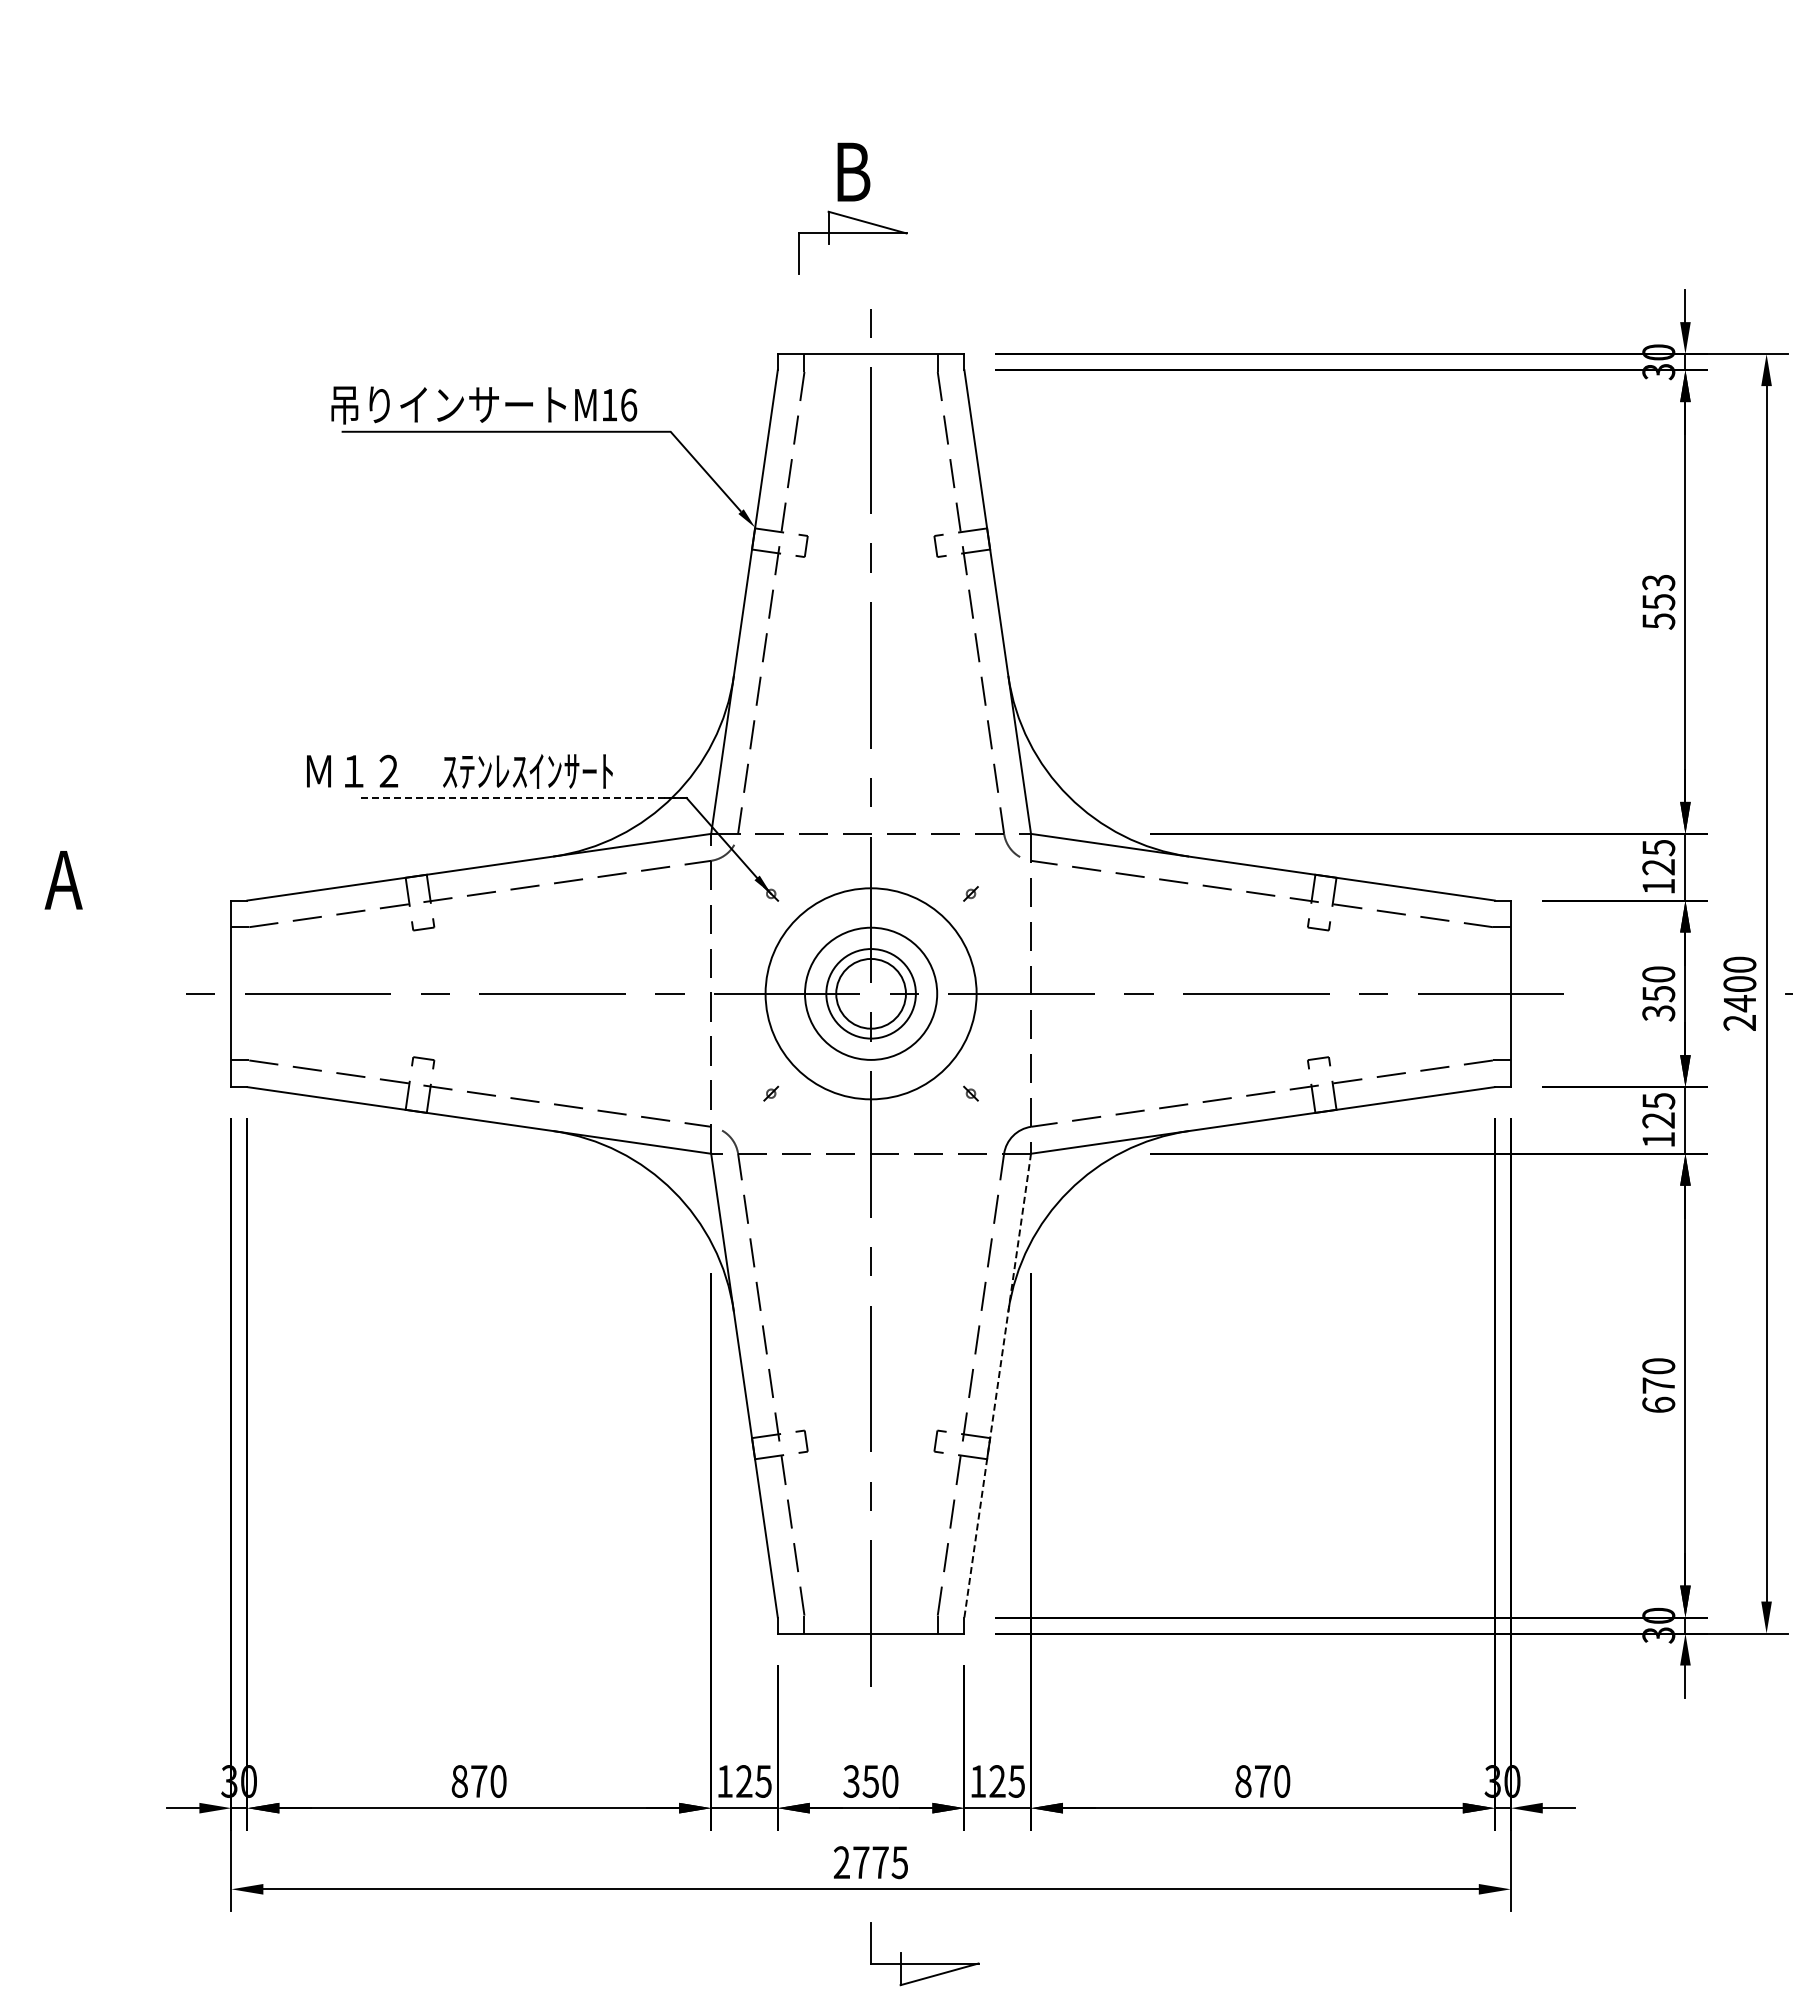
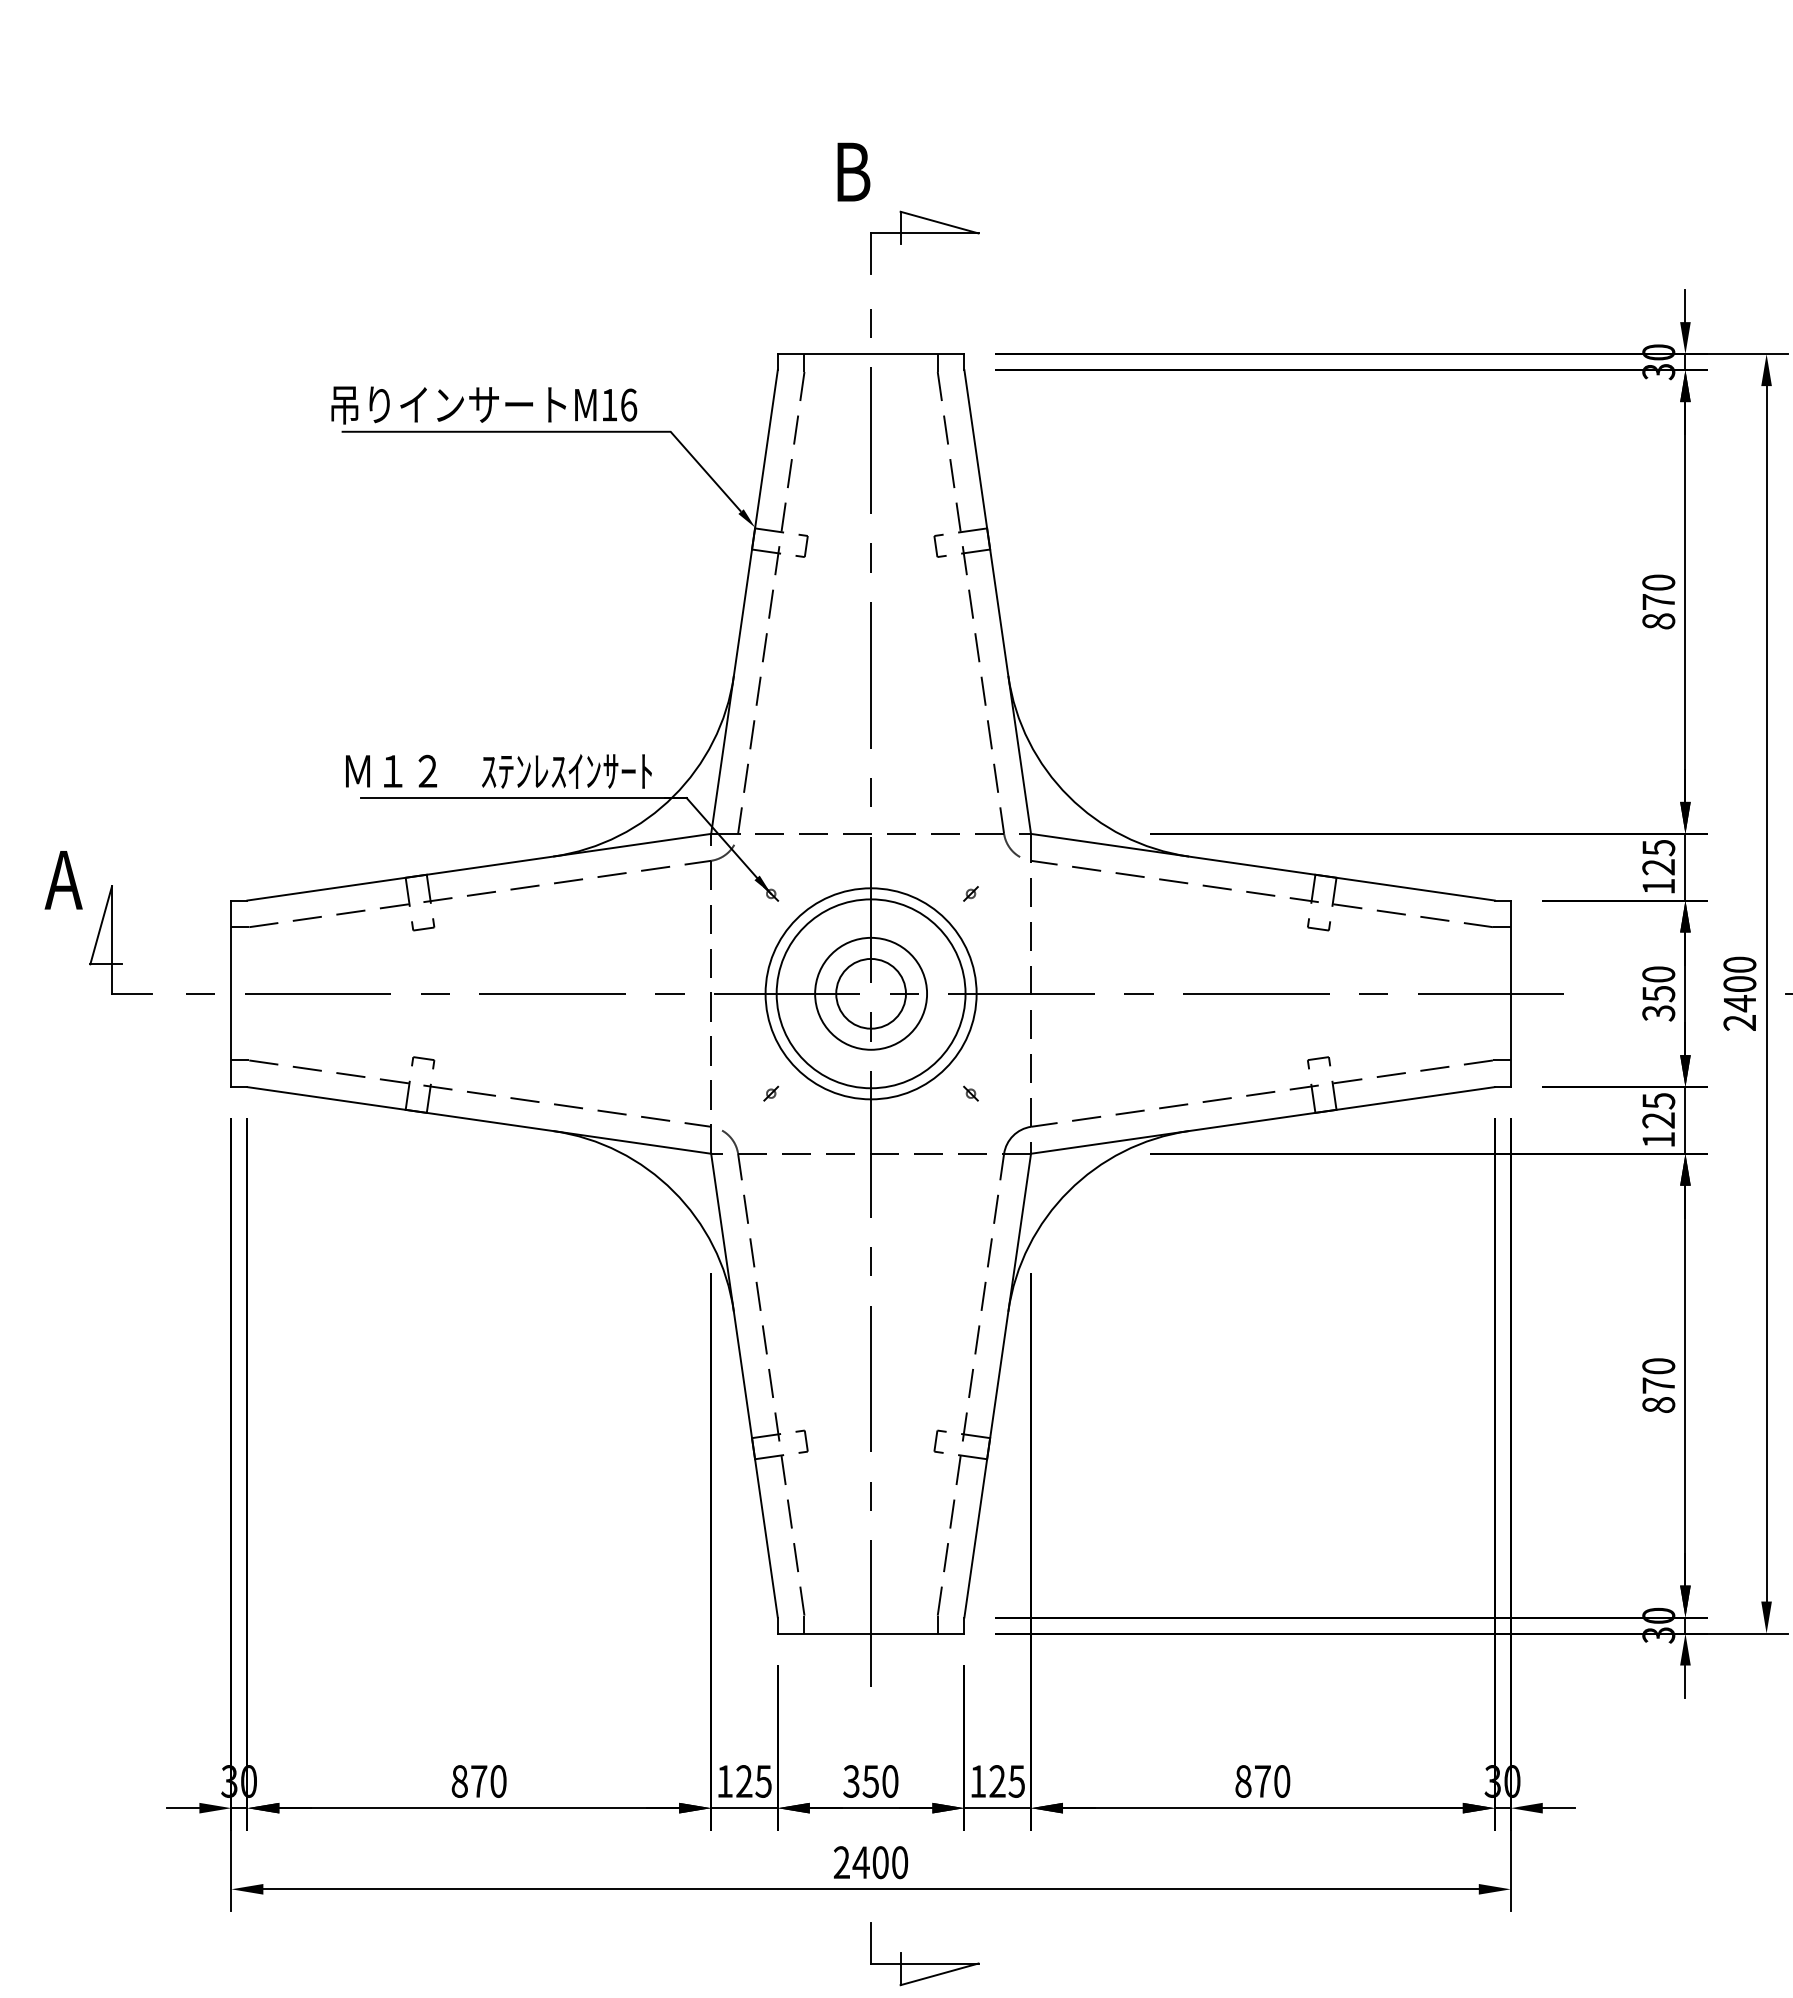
part position: (852, 233) -> (924, 233) (924, 233)
text: 553 -> 870 (1658, 601)
text position: (459, 771) -> (498, 771) (498, 771)
line: dashed -> solid (524, 798)
part: none -> present (112, 939)
circle diameter: 90 px -> 112 px (871, 993)
circle diameter: 132 px -> 189 px (870, 993)
line: dashed -> solid (997, 1385)
text: 670 -> 870 (1658, 1404)
text: 2775 -> 2400 (880, 1862)
